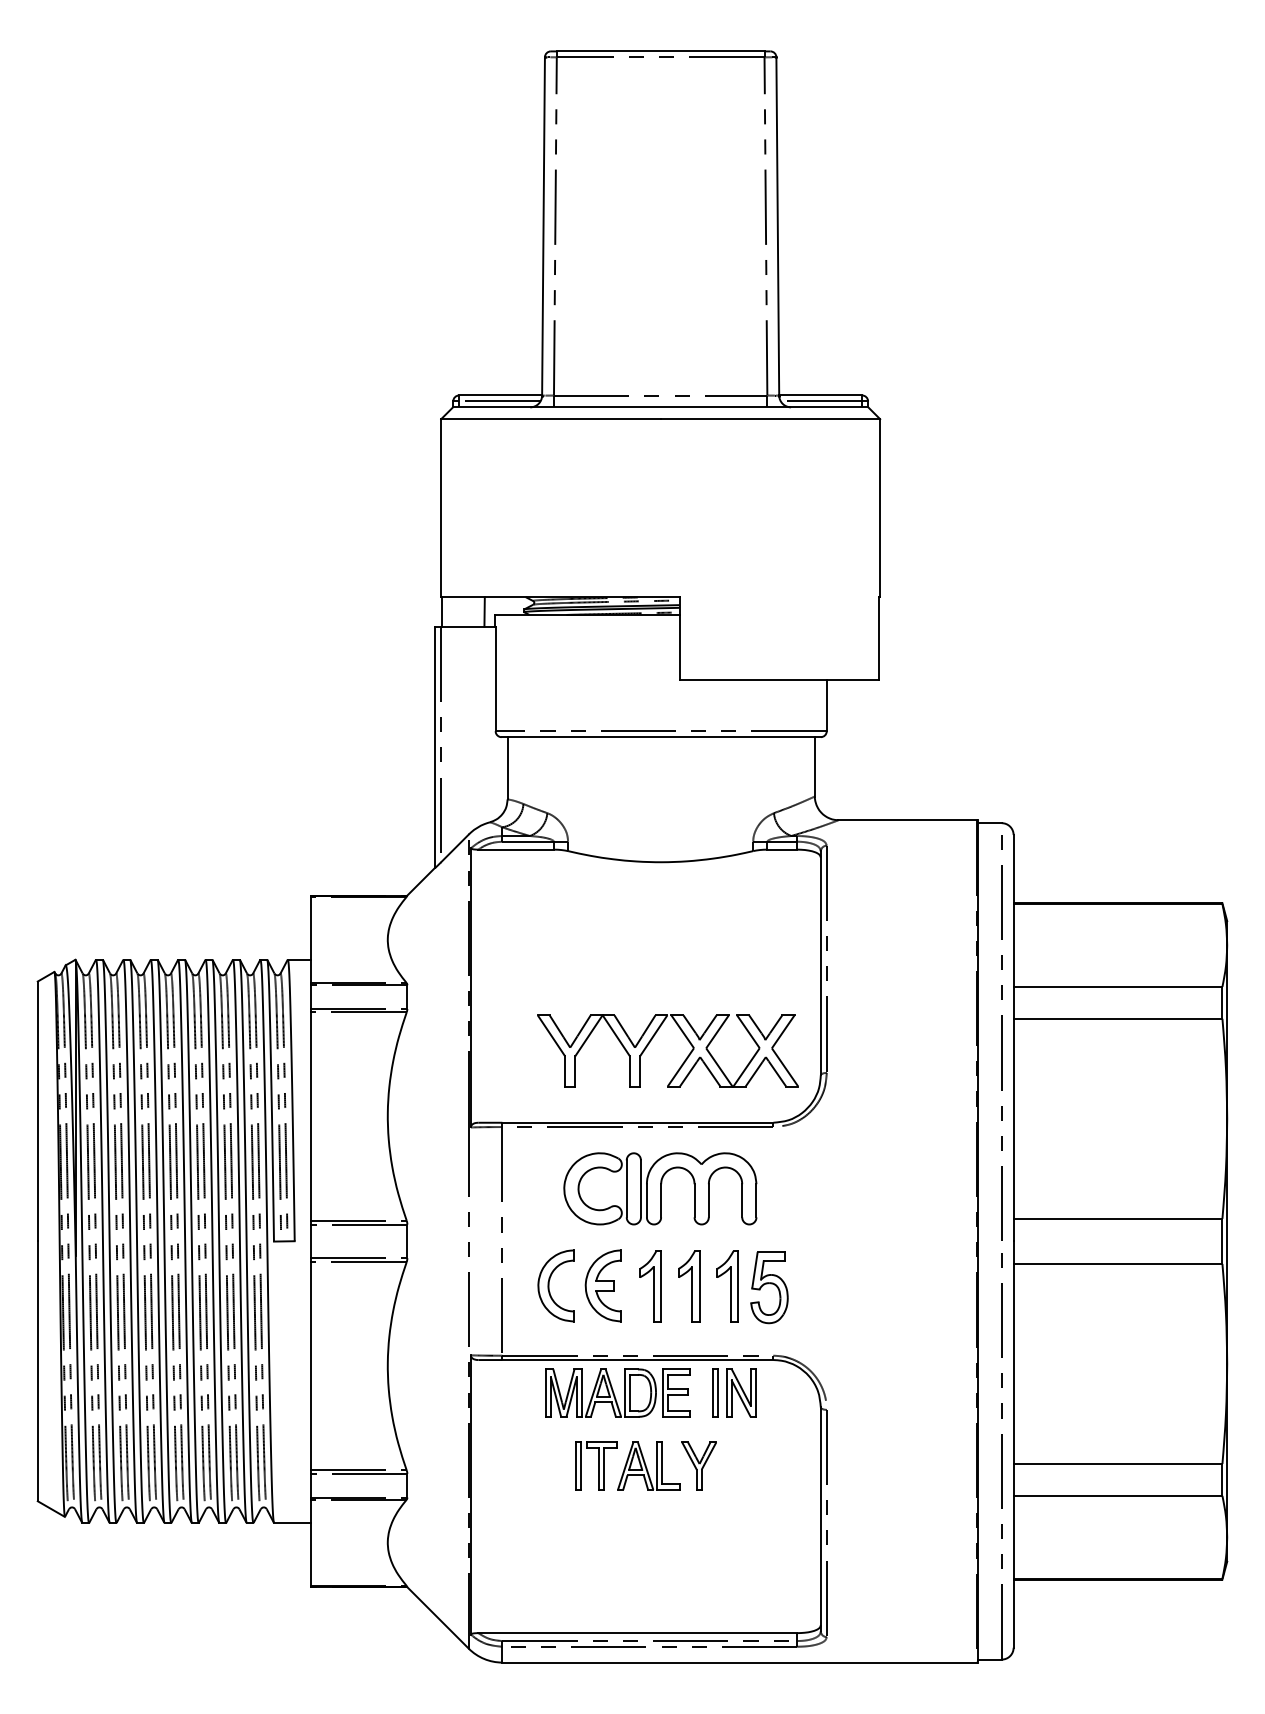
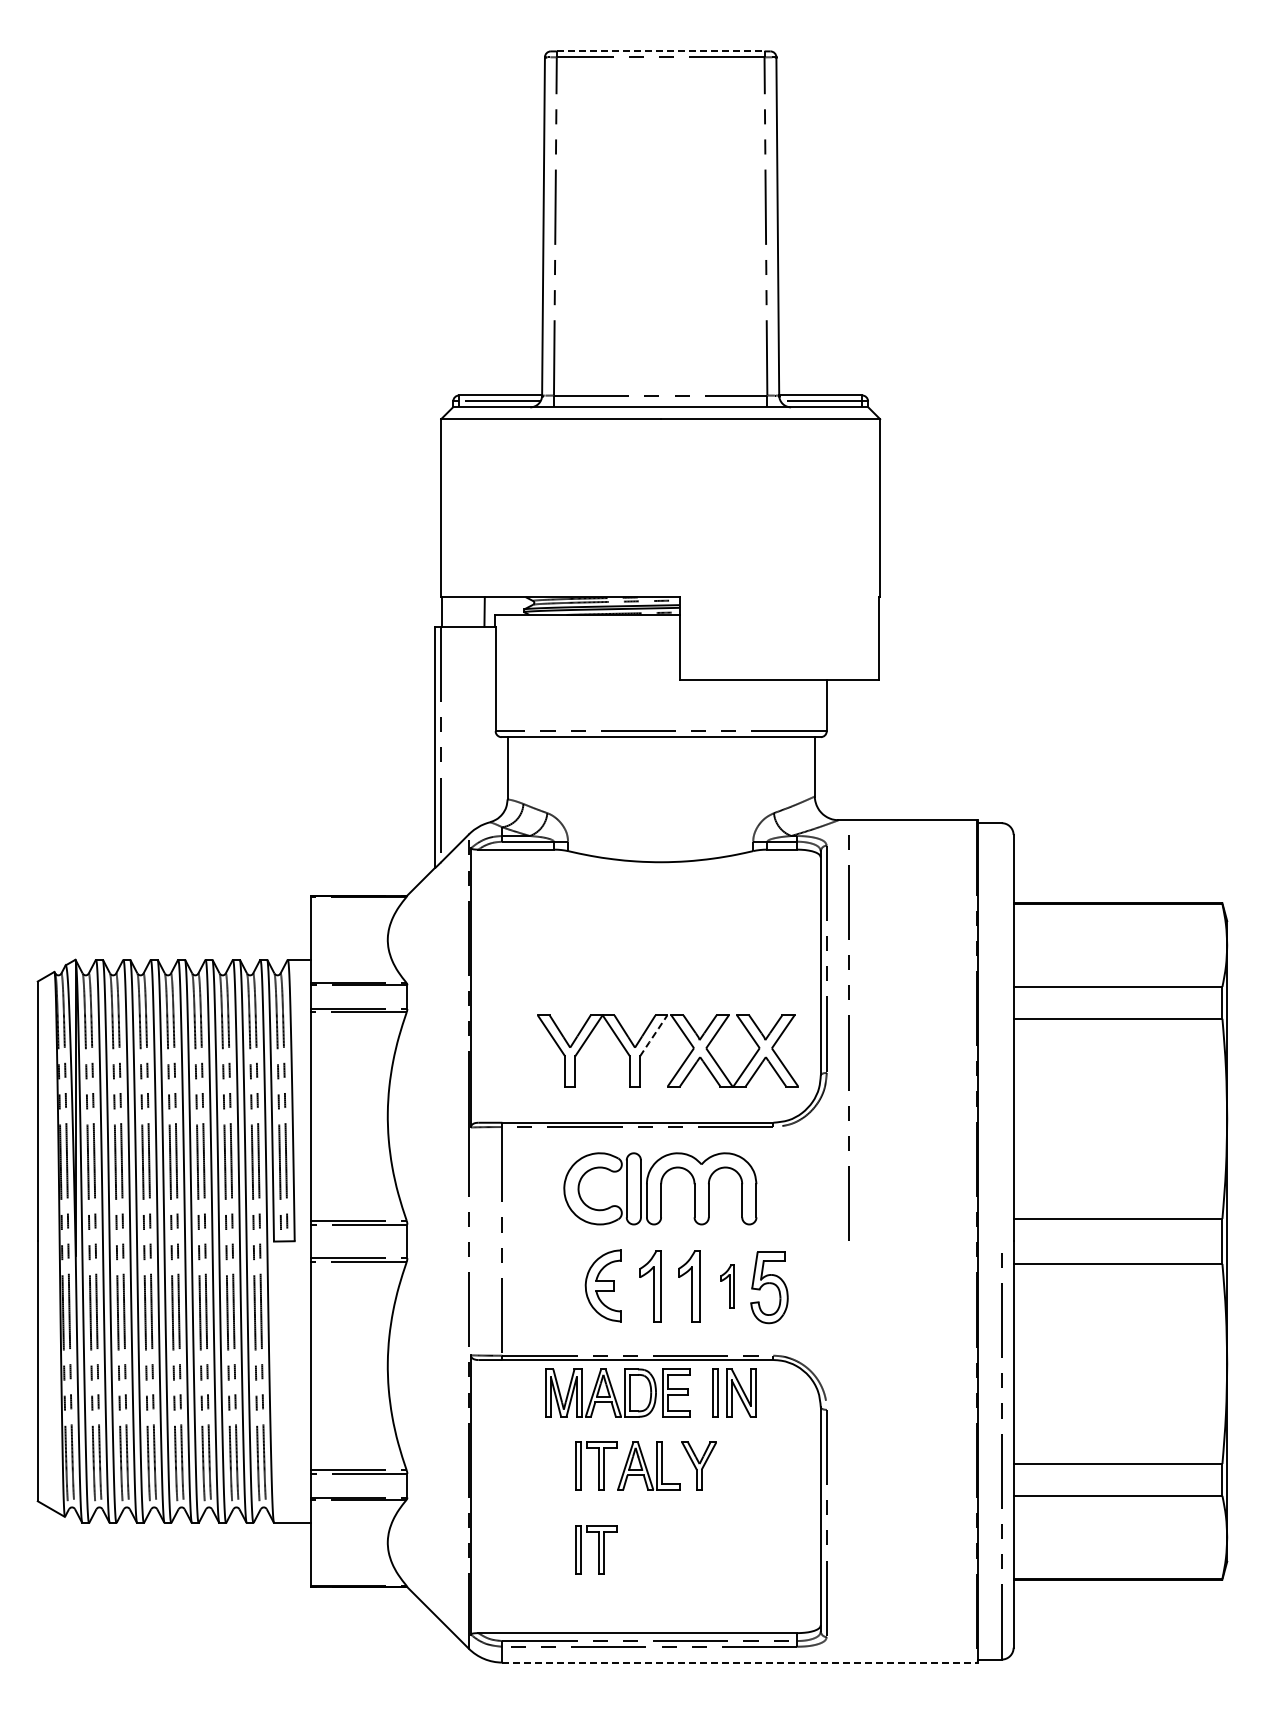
line: solid -> dashed (660, 51)
line: solid -> dashed (654, 1035)
line position: (1001, 1037) -> (848, 1037) (848, 1037)
part: present -> none (555, 1285)
part size: 23x73 px -> 15x45 px (727, 1286)
part: none -> present (596, 1549)
line: solid -> dashed (740, 1662)
